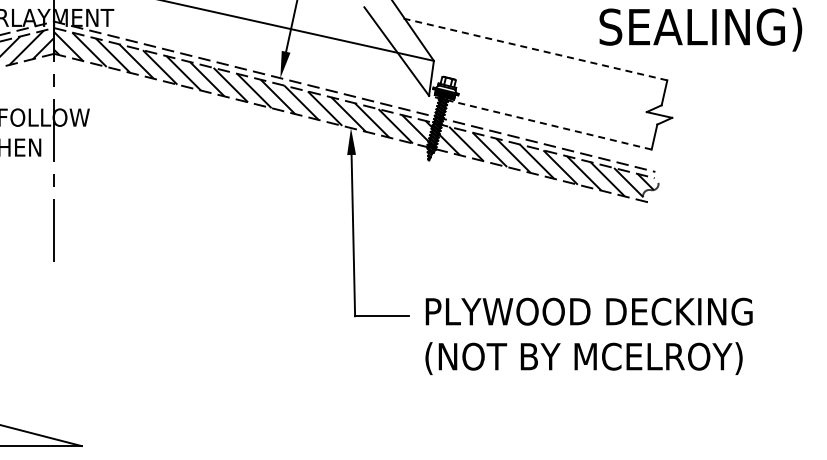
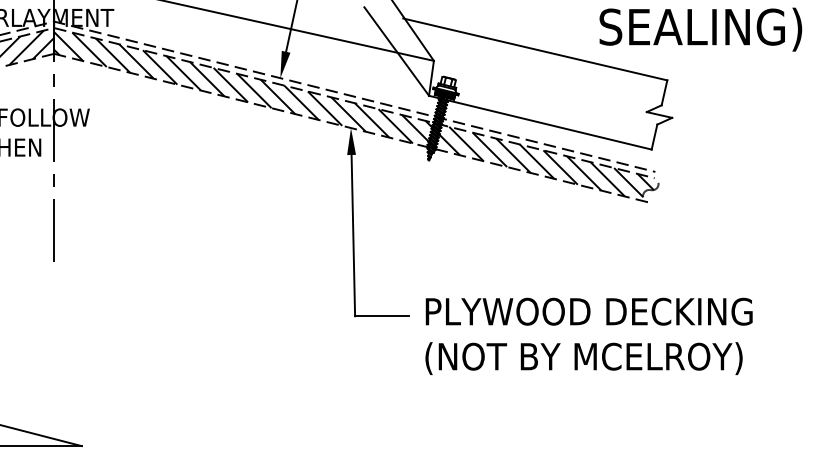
line: dashed -> solid (535, 49)
line: dashed -> solid (540, 122)
